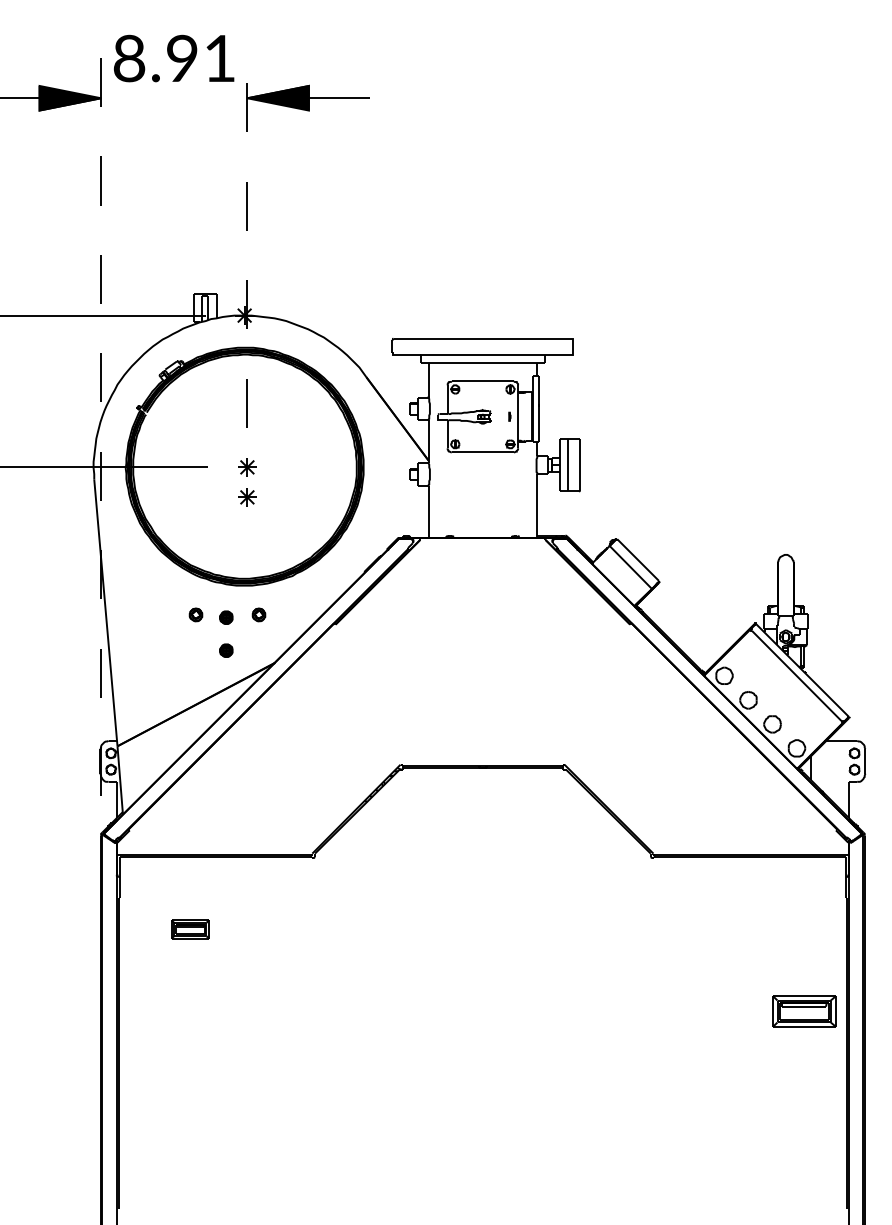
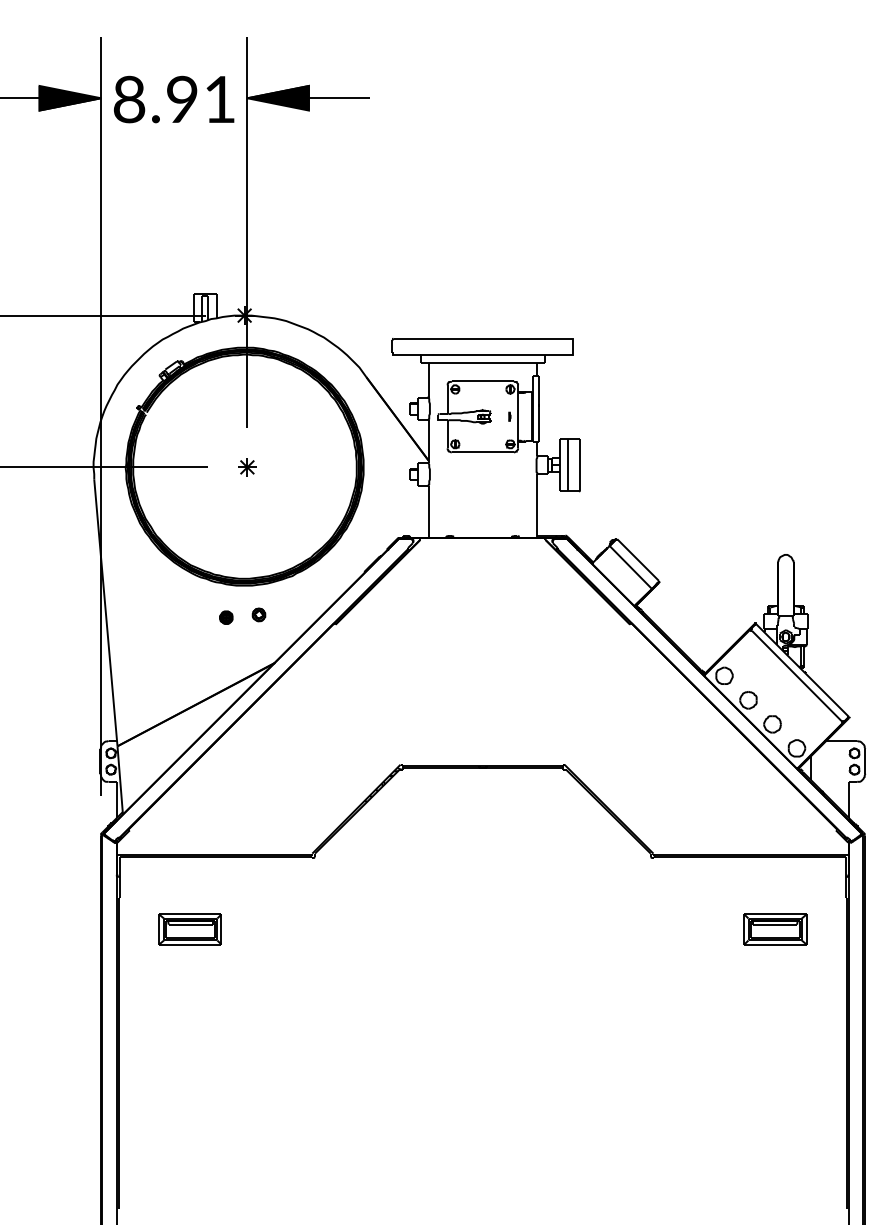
text position: (174, 58) -> (174, 99) (174, 99)
line: dashed -> solid (247, 231)
line: dashed -> solid (101, 416)
part: present -> none (247, 497)
part: present -> none (195, 614)
part: present -> none (226, 650)
part size: 39x21 px -> 64x33 px (189, 929)
part position: (804, 1011) -> (775, 929) (775, 929)
